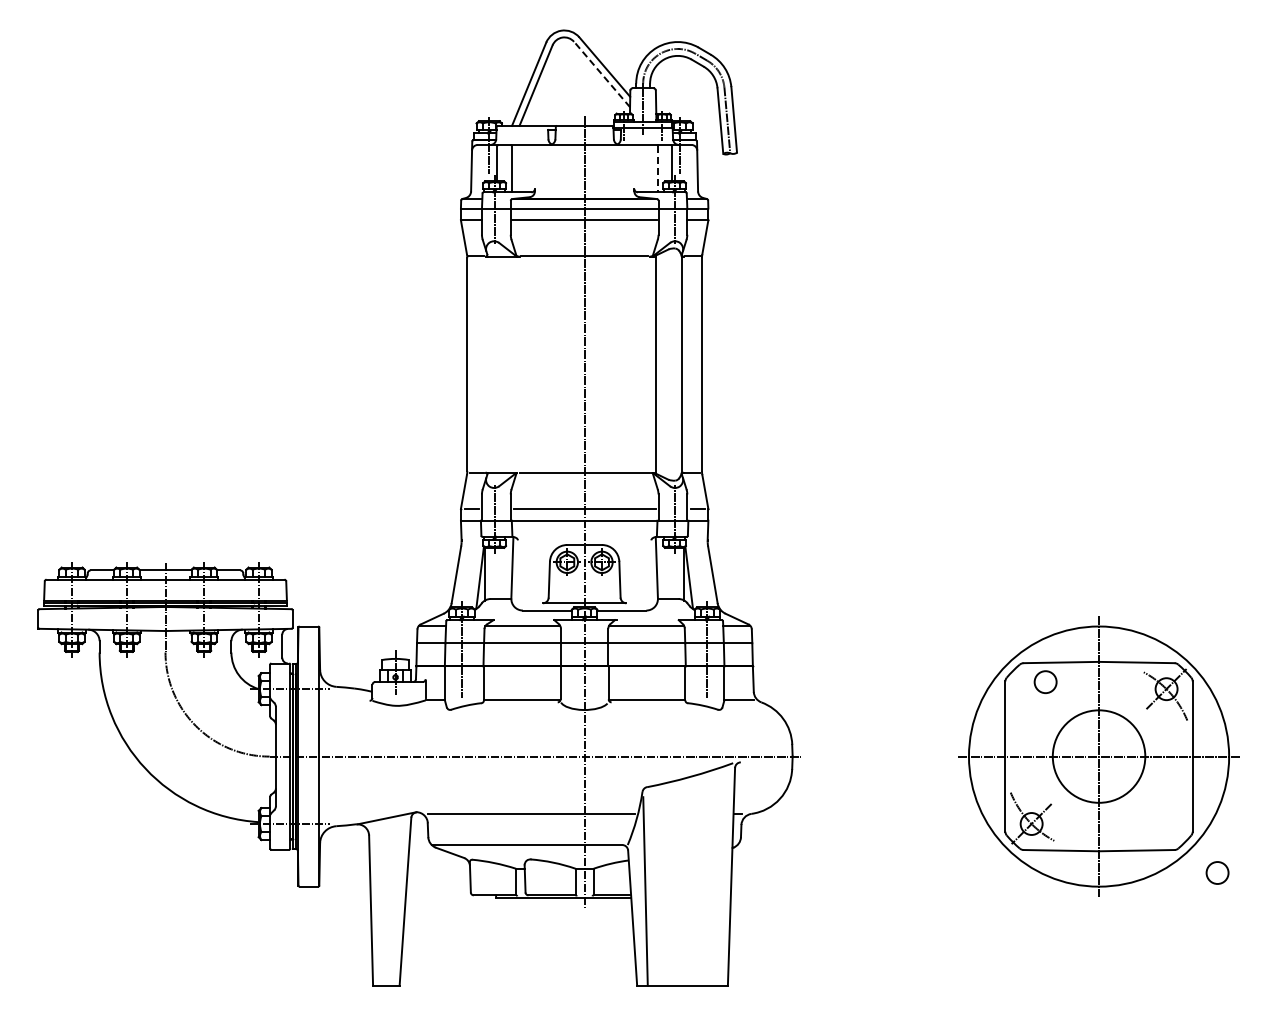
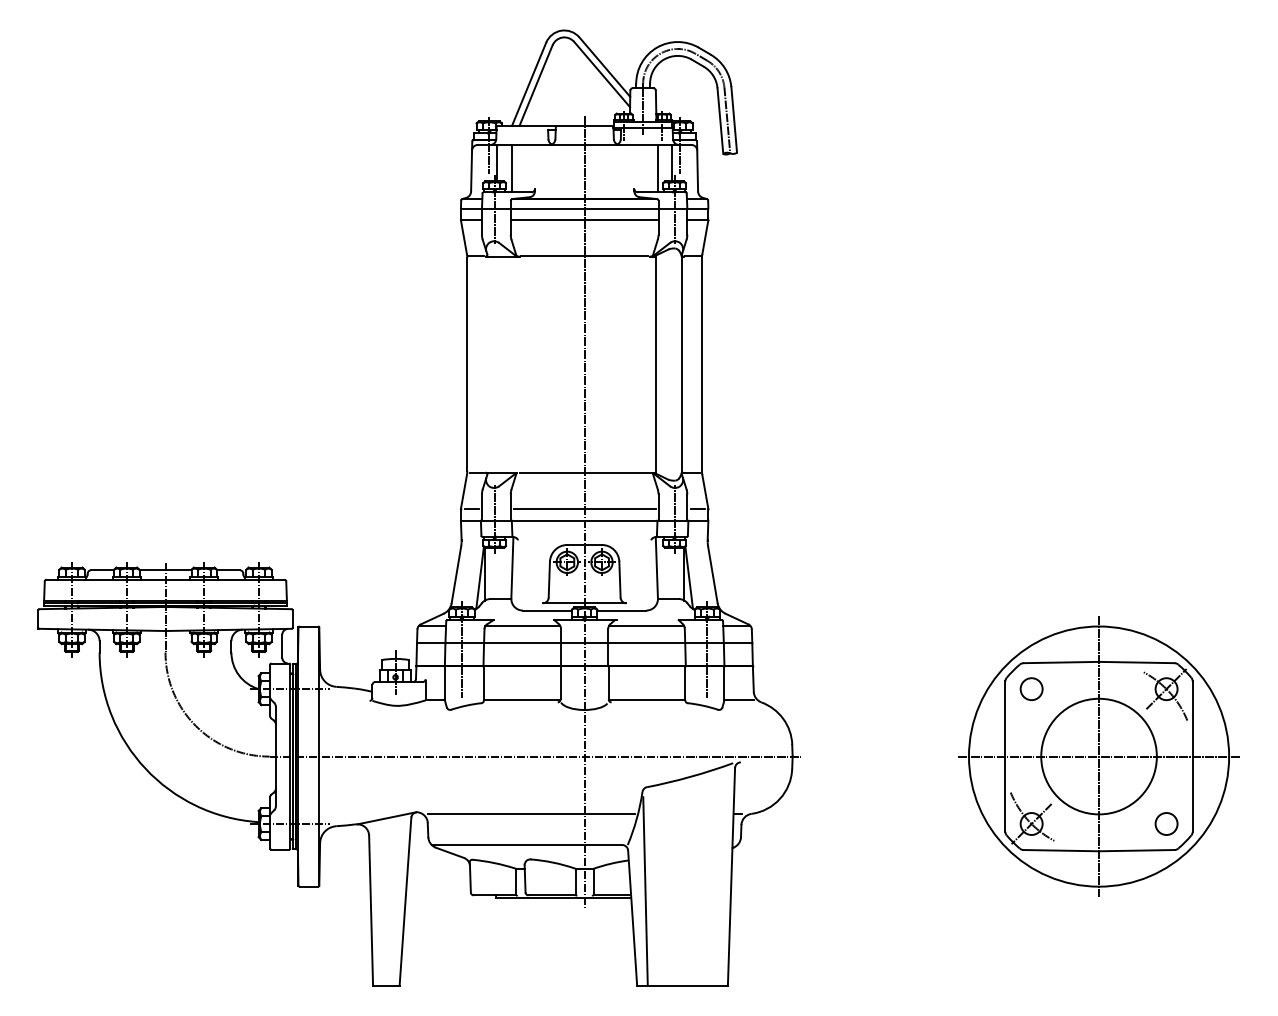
line: dashed -> solid (601, 74)
line: dashed -> solid (657, 169)
circle position: (1045, 682) -> (1031, 689) (1031, 689)
circle diameter: 92 px -> 116 px (1098, 756)
circle position: (1217, 872) -> (1166, 823) (1166, 823)
